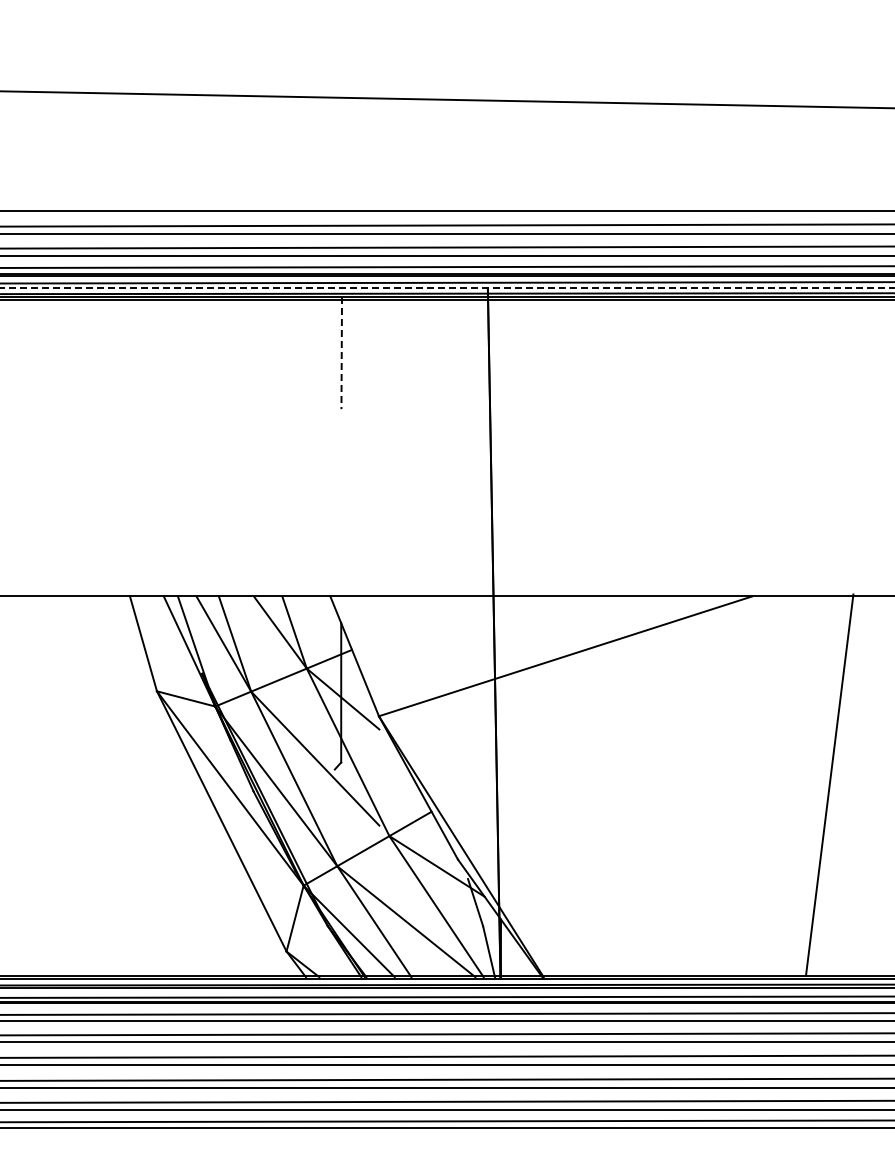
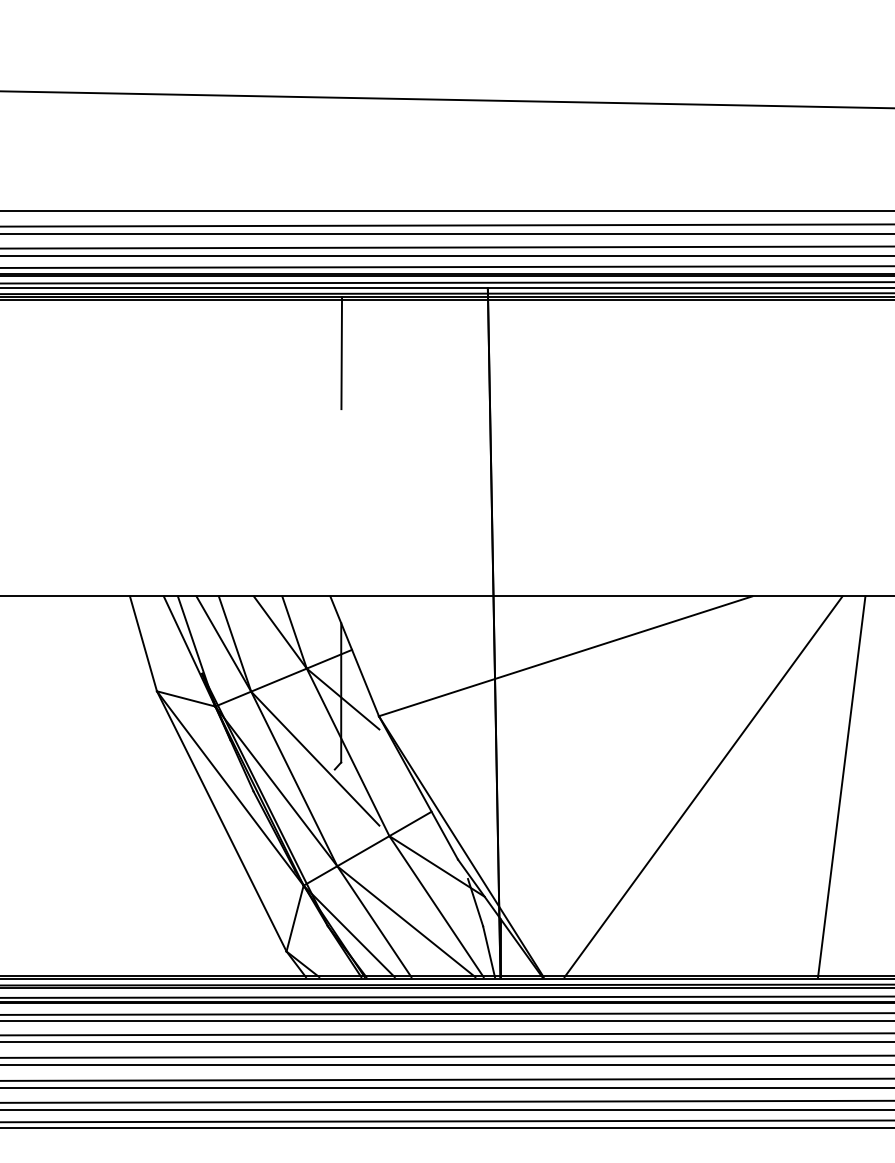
line: dashed -> solid (447, 288)
line: dashed -> solid (341, 353)
line position: (829, 784) -> (841, 786) (841, 786)
line: none -> present (703, 786)
